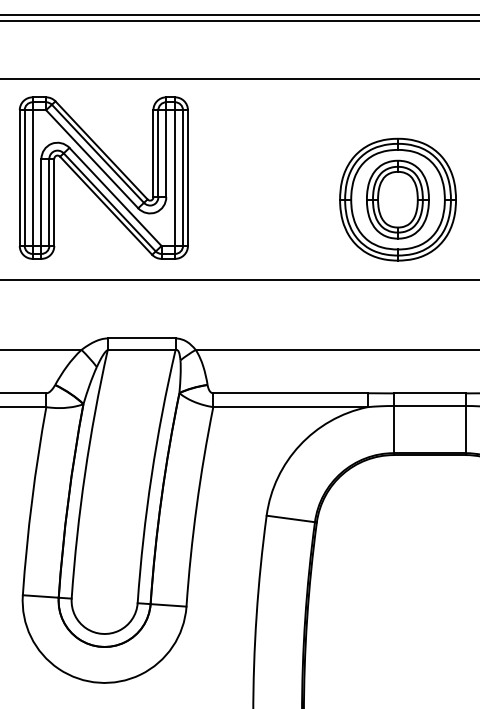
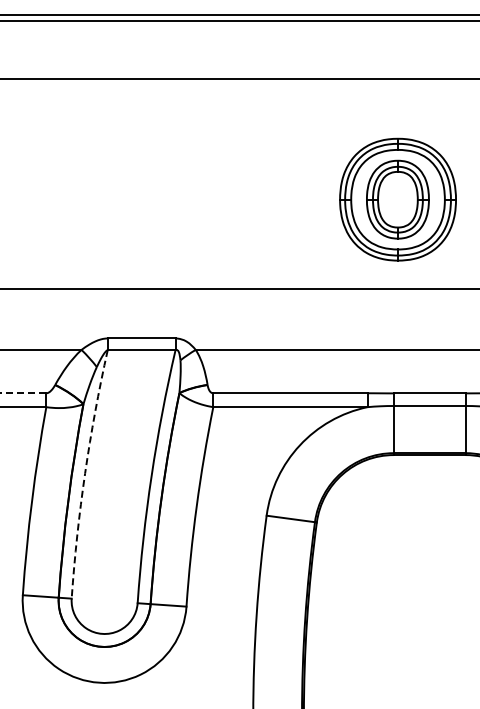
part: present -> none (103, 177)
line position: (239, 280) -> (239, 289) (239, 289)
line: solid -> dashed (23, 393)
arc: solid -> dashed (85, 473)
